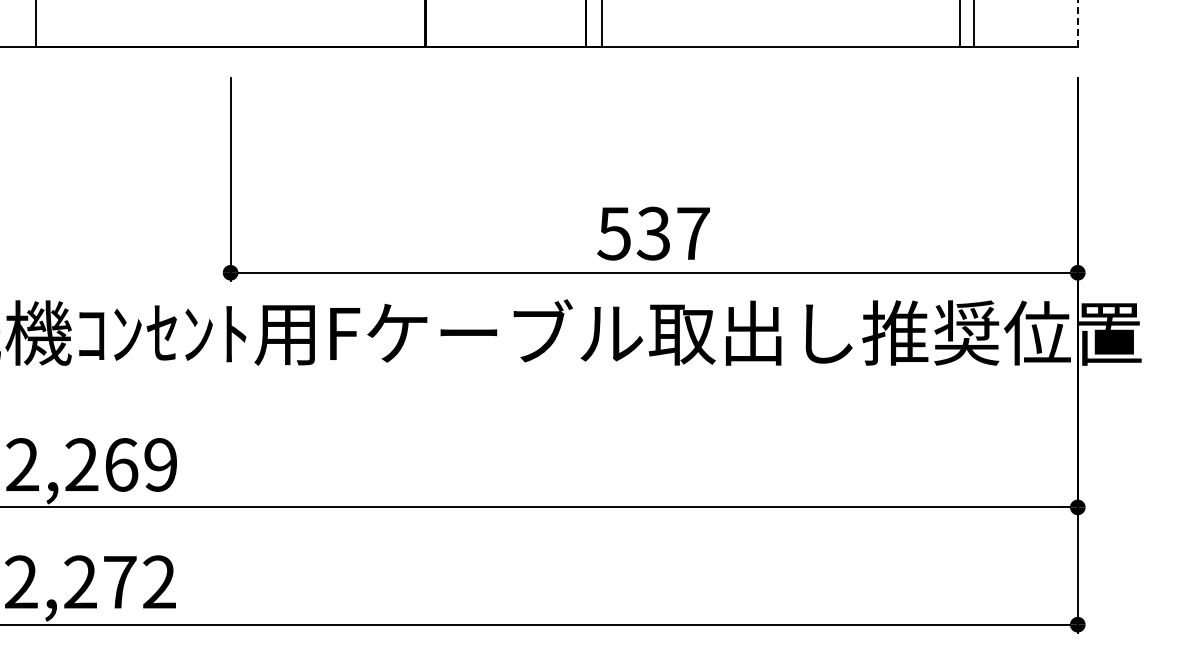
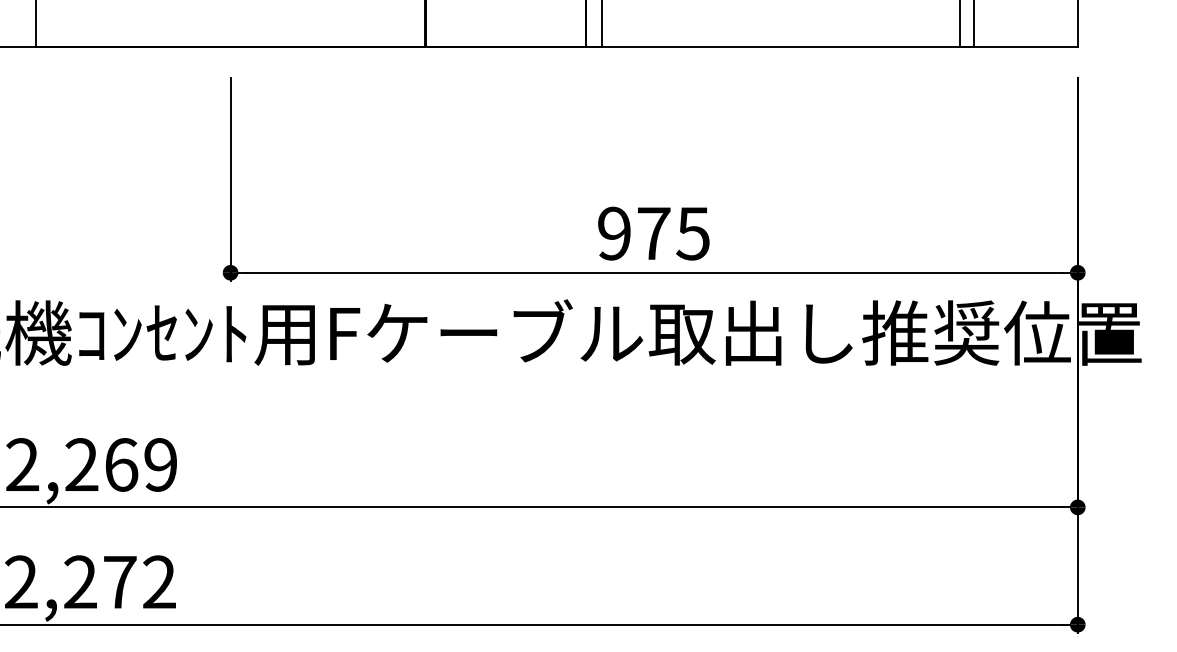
line: dashed -> solid (1077, 23)
text: 537 -> 975 (653, 233)
